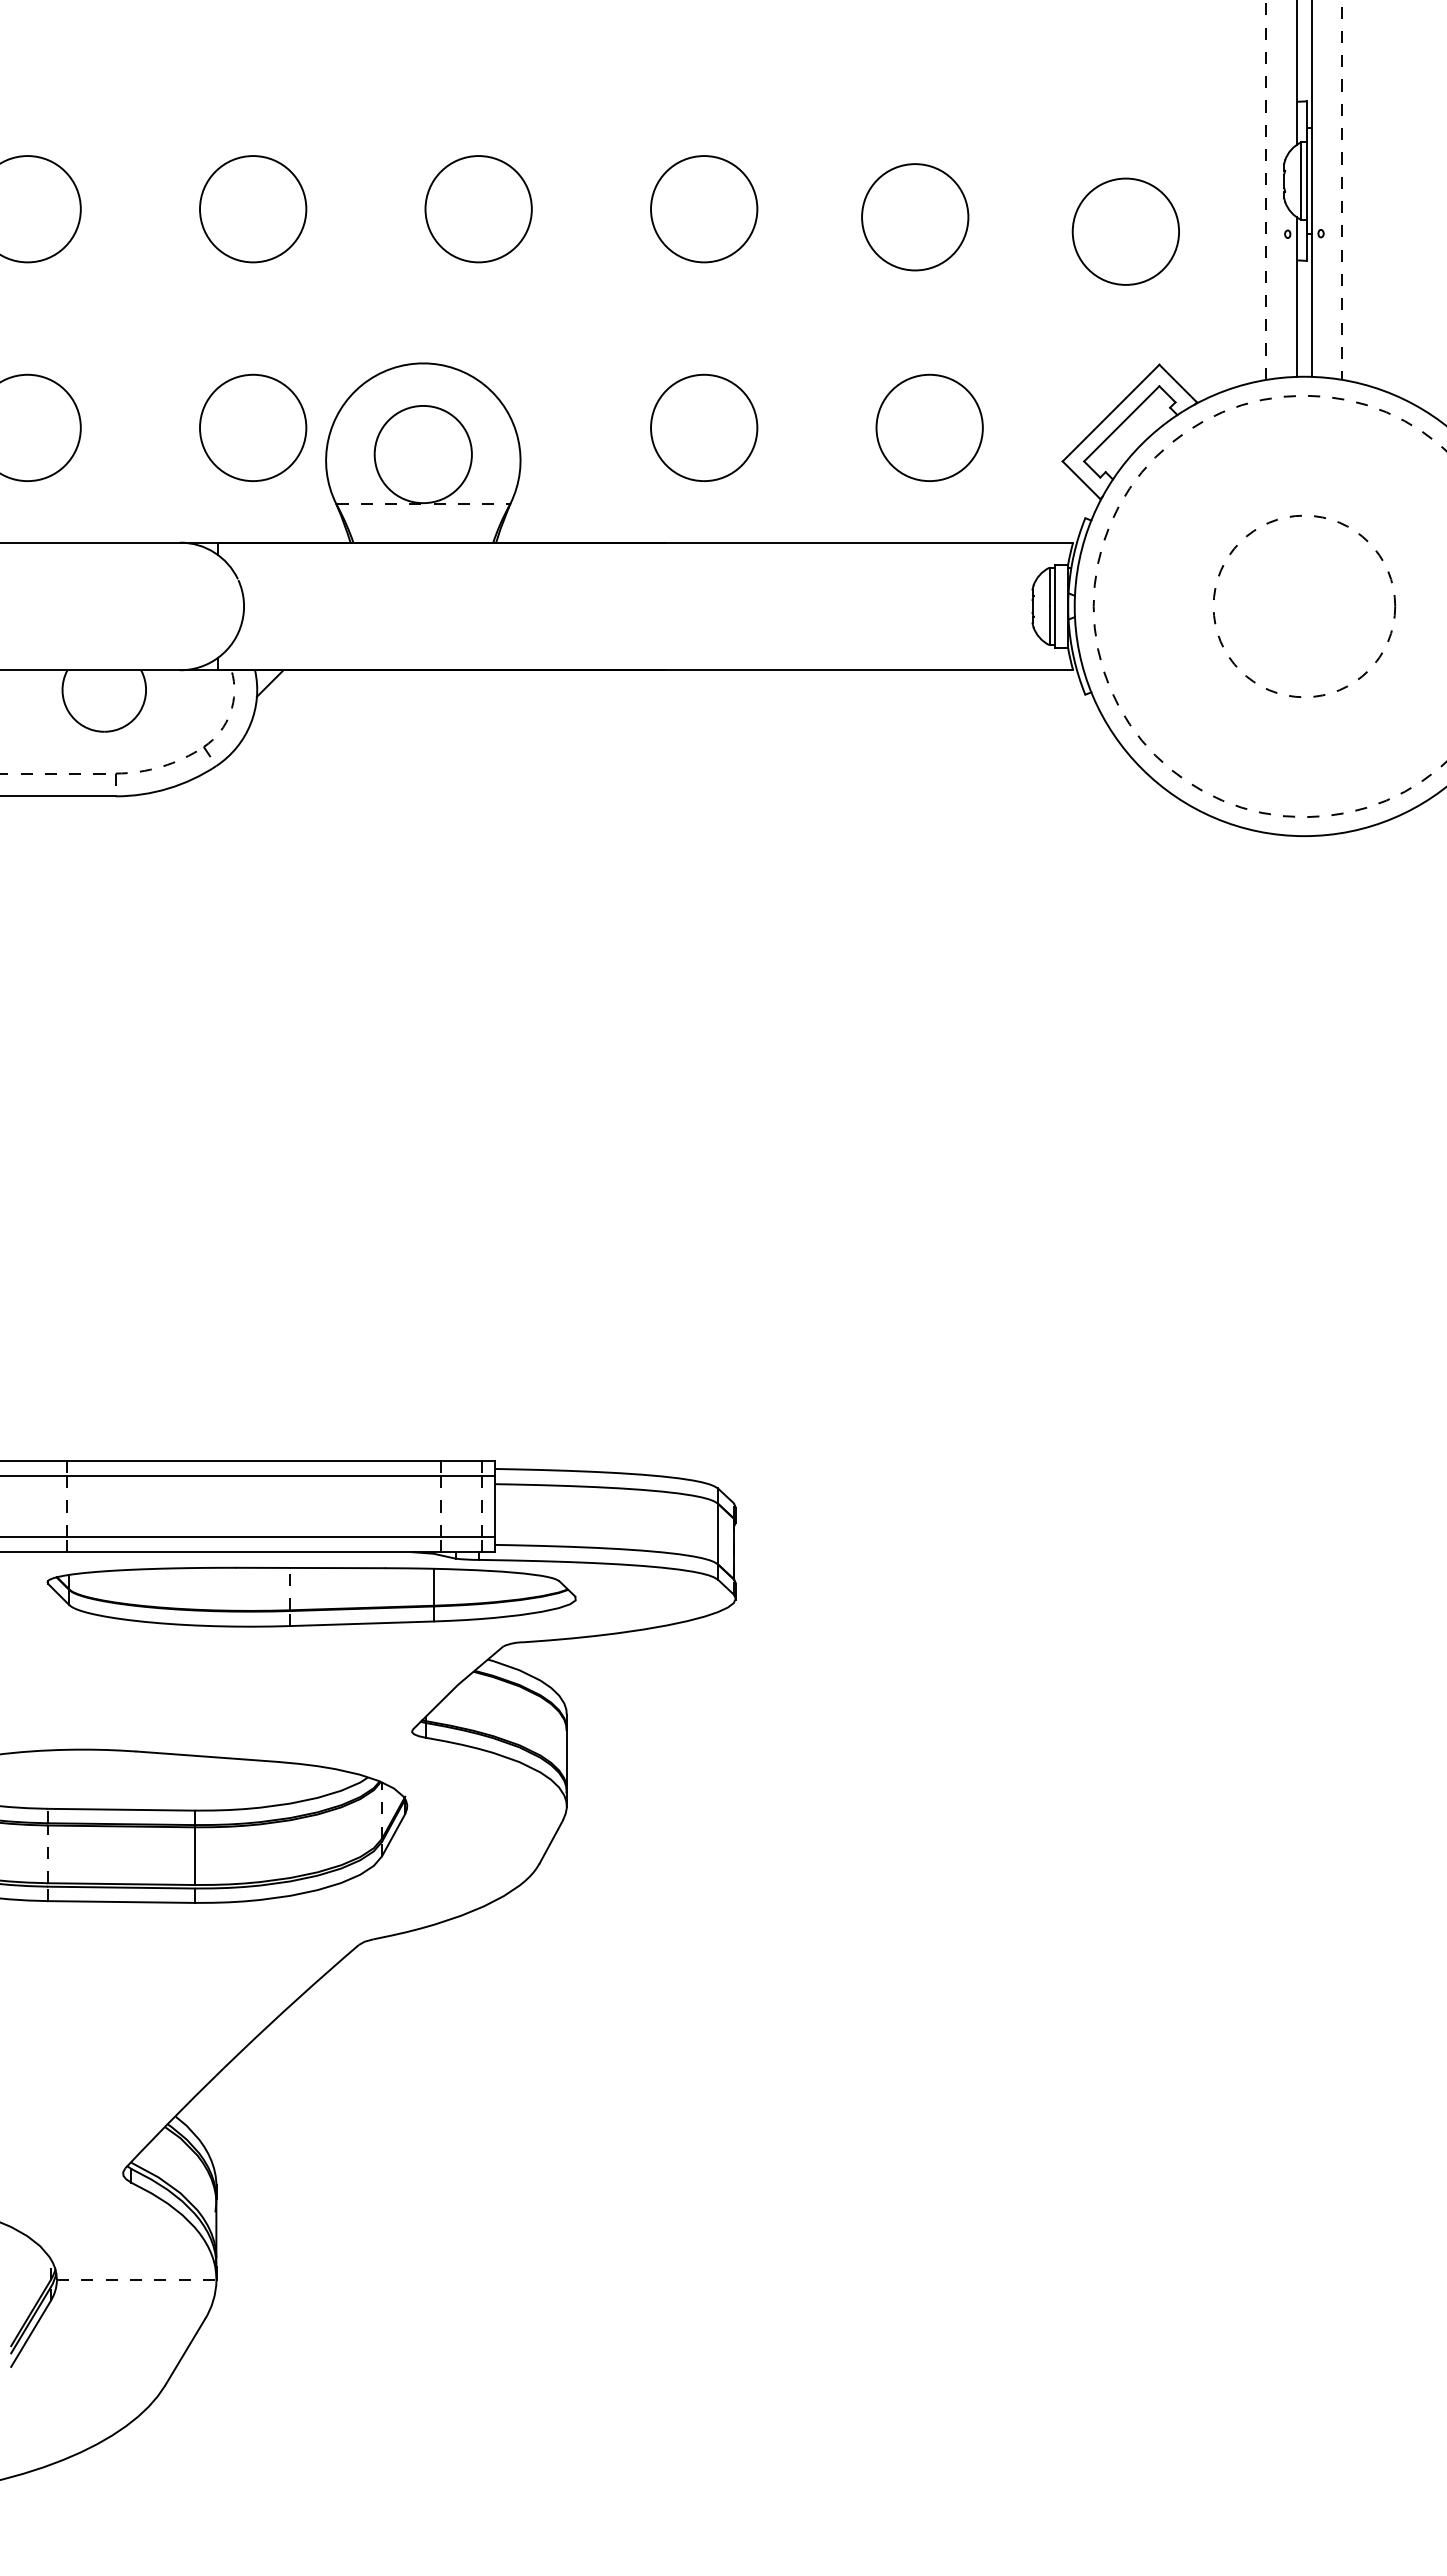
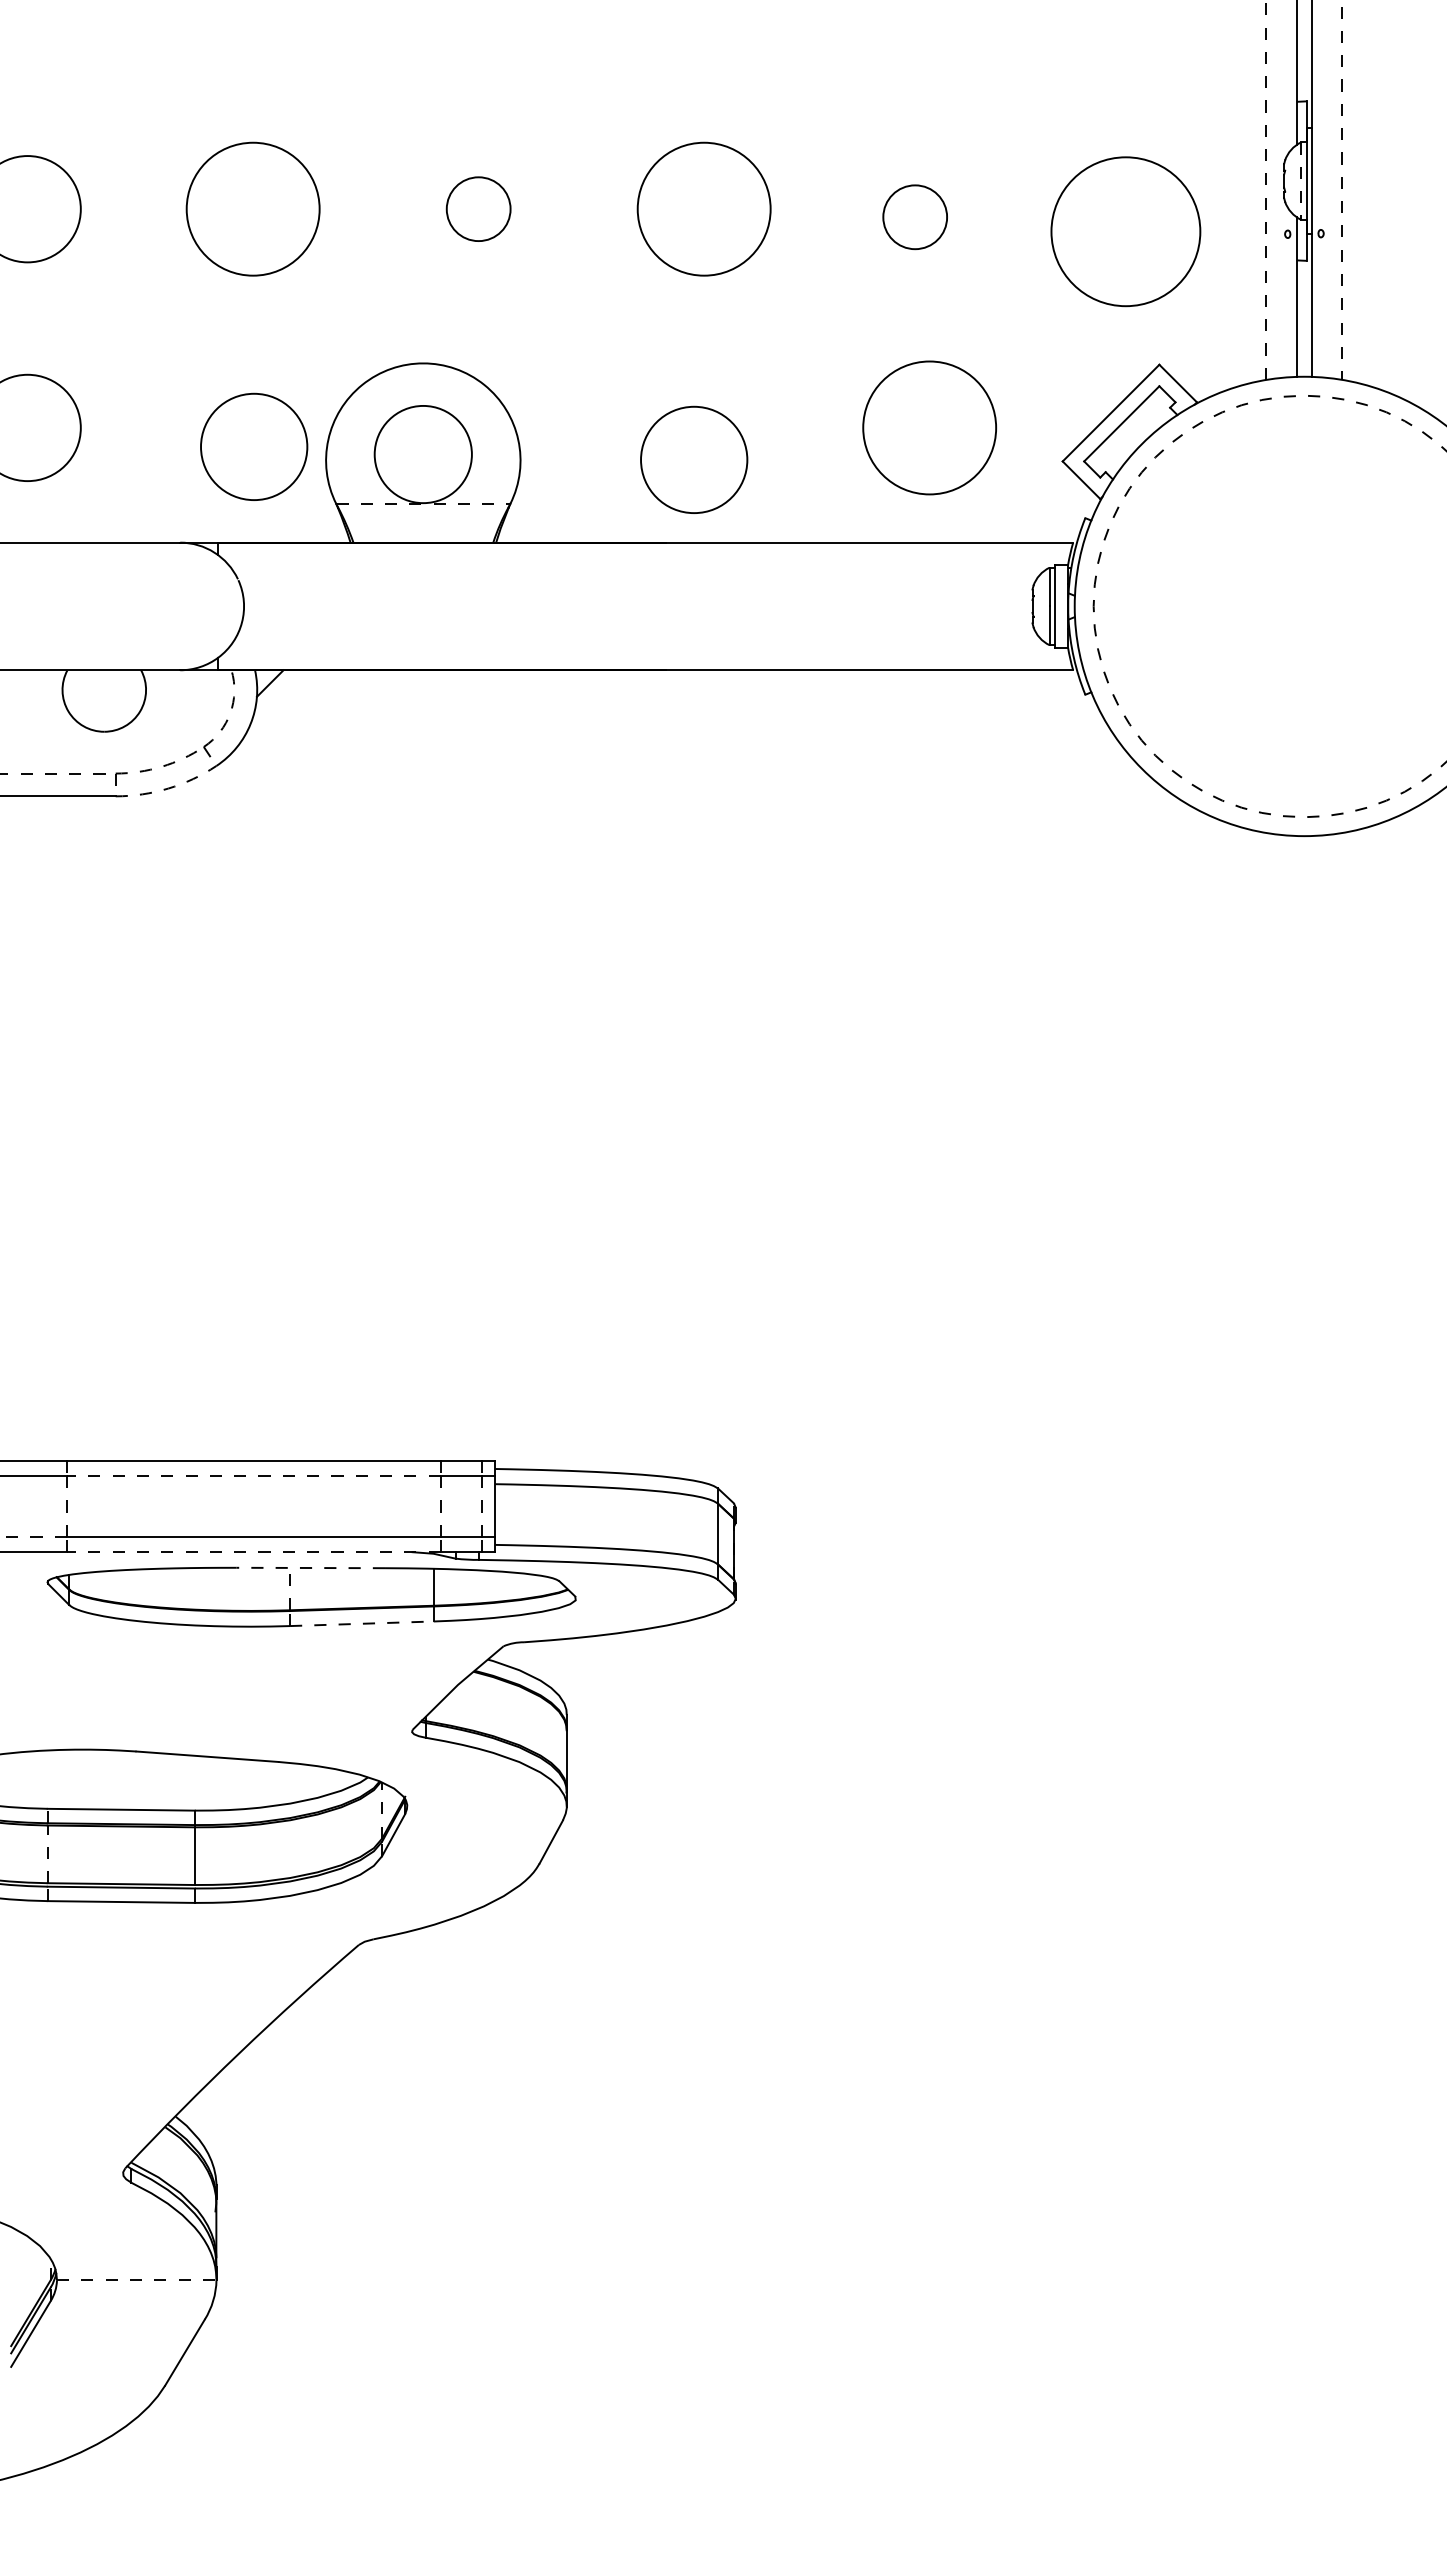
line: solid -> dashed (1301, 181)
circle diameter: 106 px -> 133 px (252, 208)
circle diameter: 106 px -> 64 px (478, 209)
circle diameter: 106 px -> 133 px (703, 208)
circle diameter: 106 px -> 64 px (915, 217)
circle diameter: 106 px -> 149 px (1125, 231)
circle position: (253, 427) -> (254, 446) (254, 446)
circle position: (704, 427) -> (694, 459) (694, 459)
circle diameter: 106 px -> 133 px (929, 427)
circle: present -> none (1304, 605)
arc: solid -> dashed (168, 788)
line: solid -> dashed (253, 1476)
line: solid -> dashed (33, 1536)
line: solid -> dashed (253, 1552)
line: solid -> dashed (310, 1568)
line: solid -> dashed (361, 1623)
